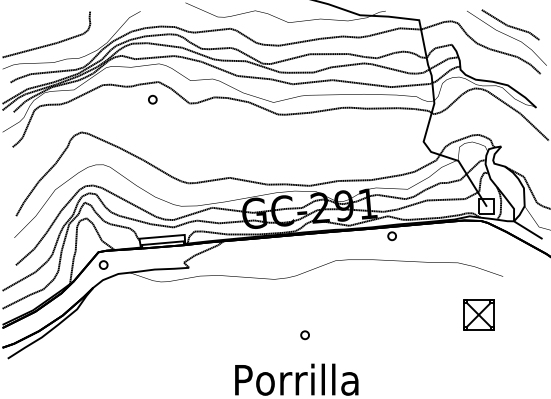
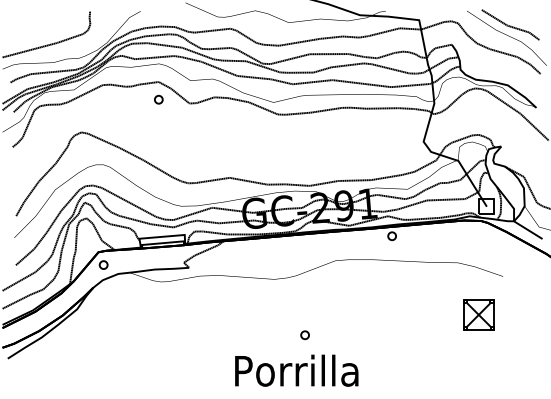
part position: (152, 99) -> (158, 99) (158, 99)
text position: (296, 379) -> (296, 370) (296, 370)
